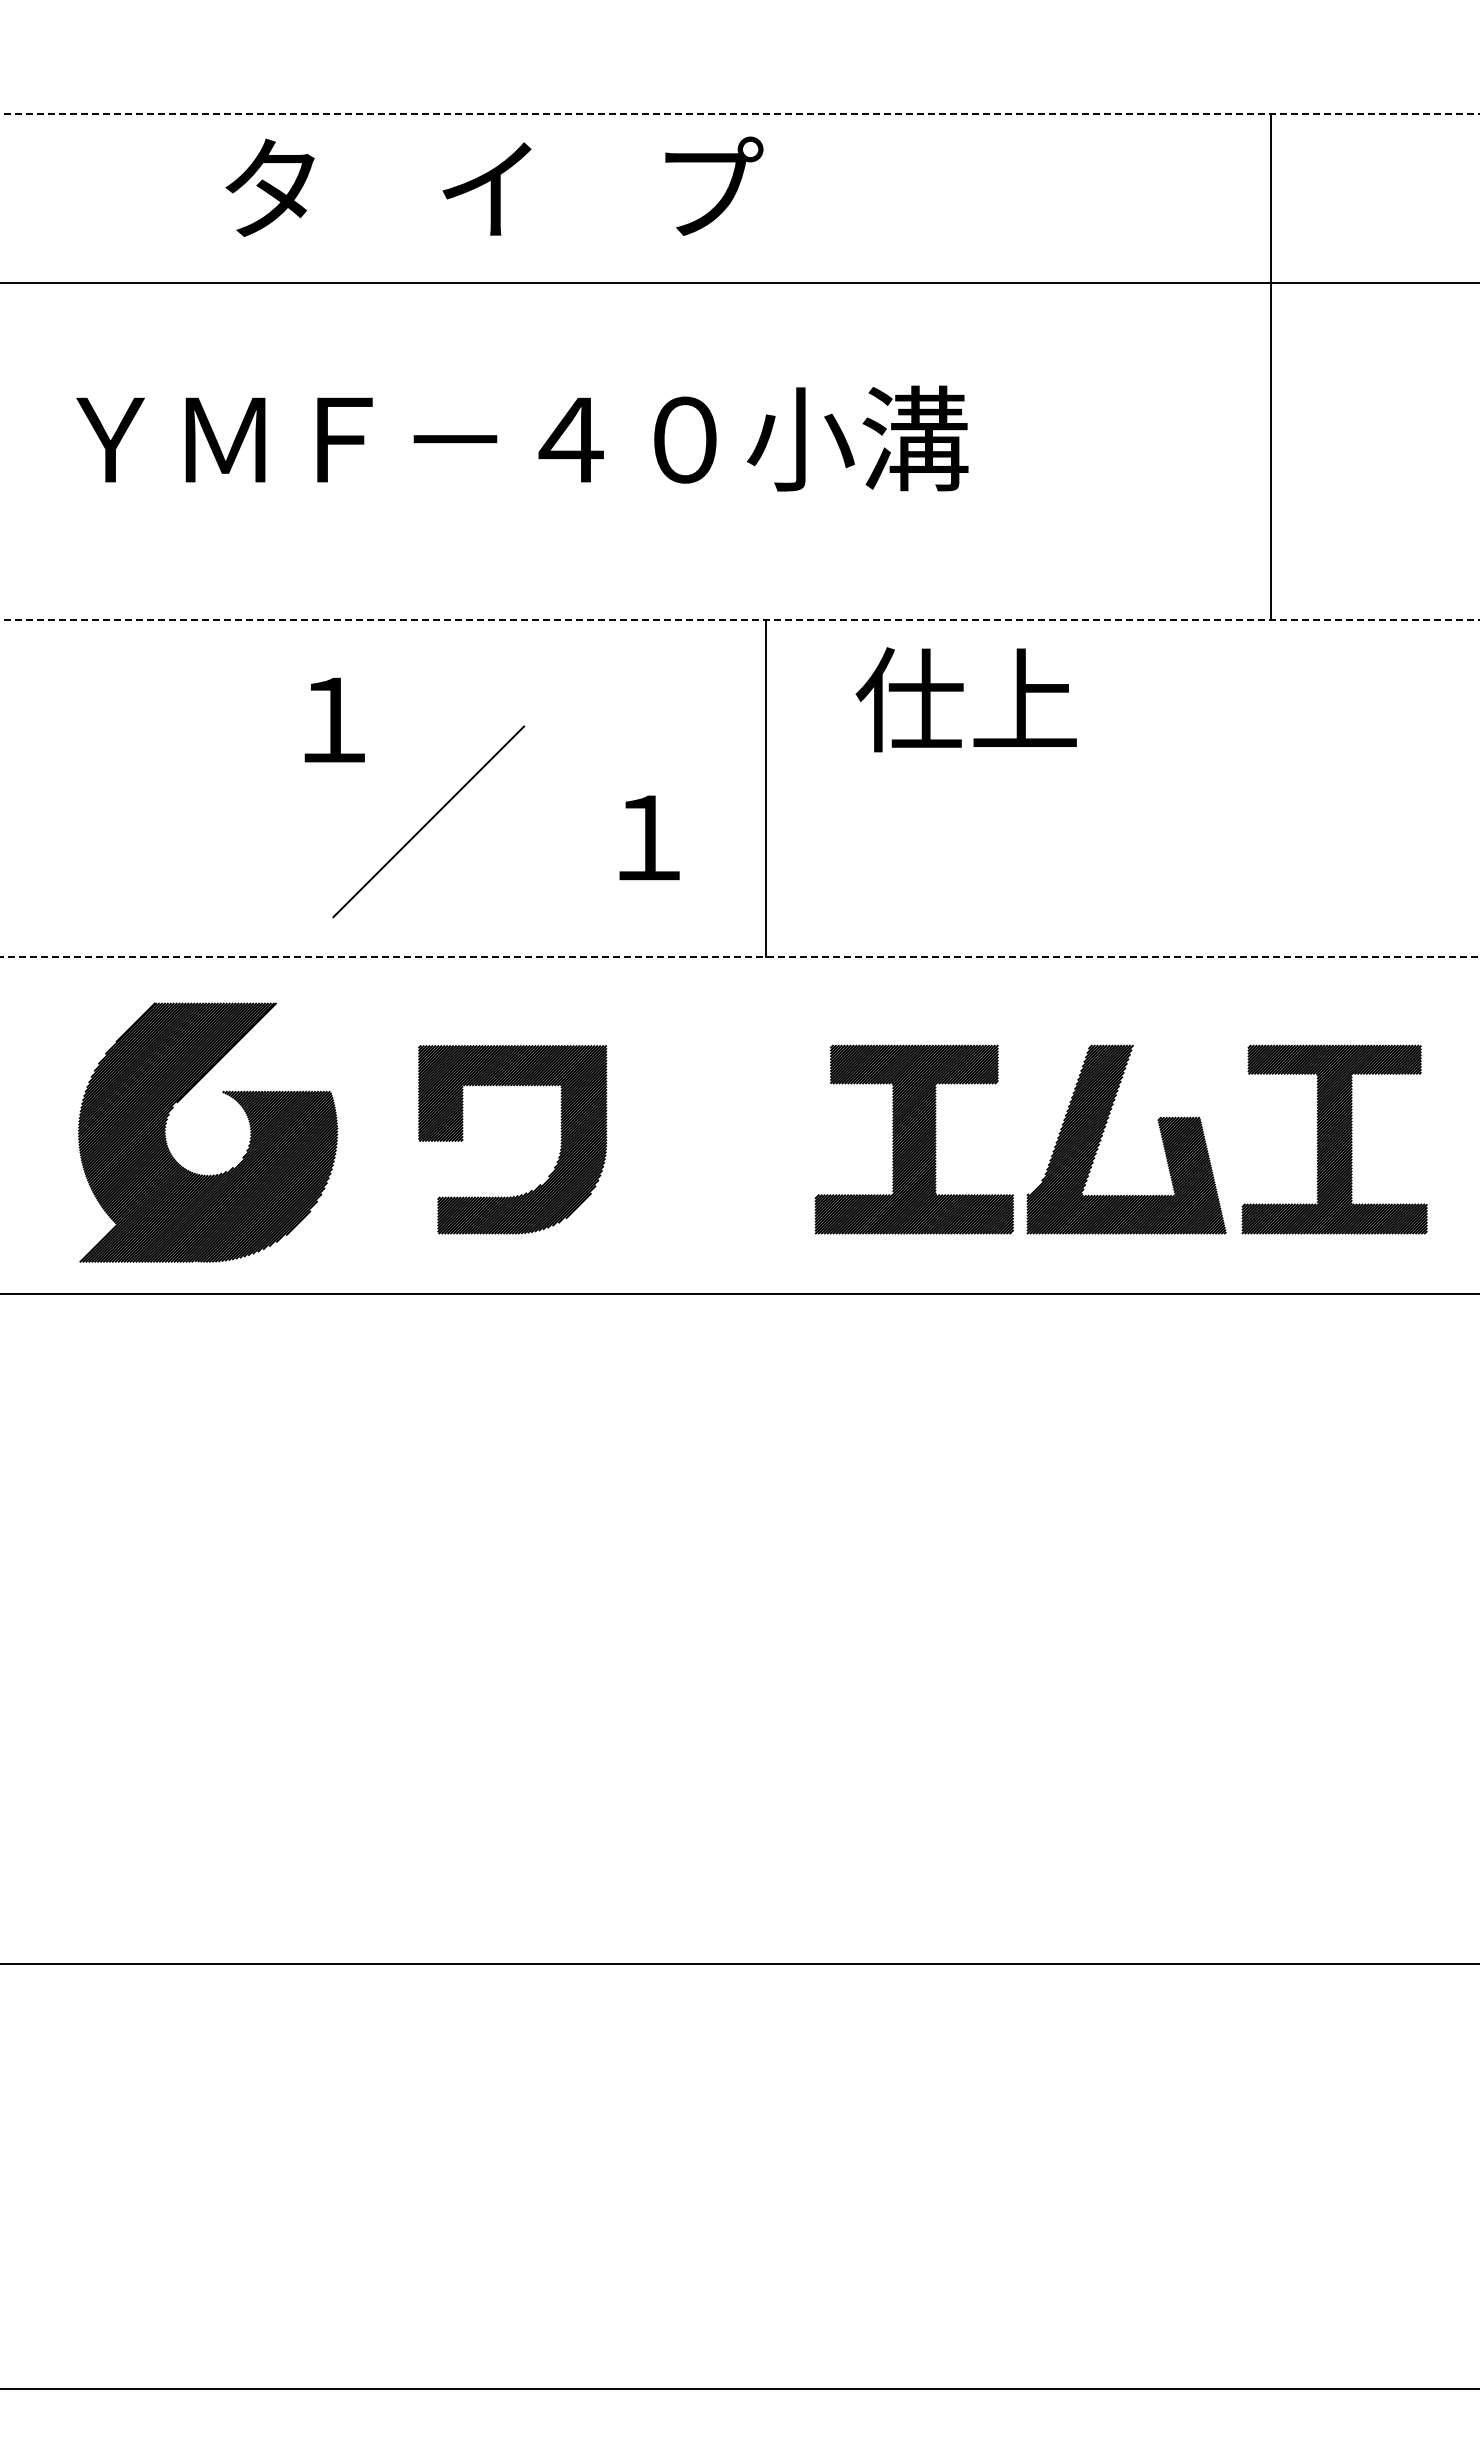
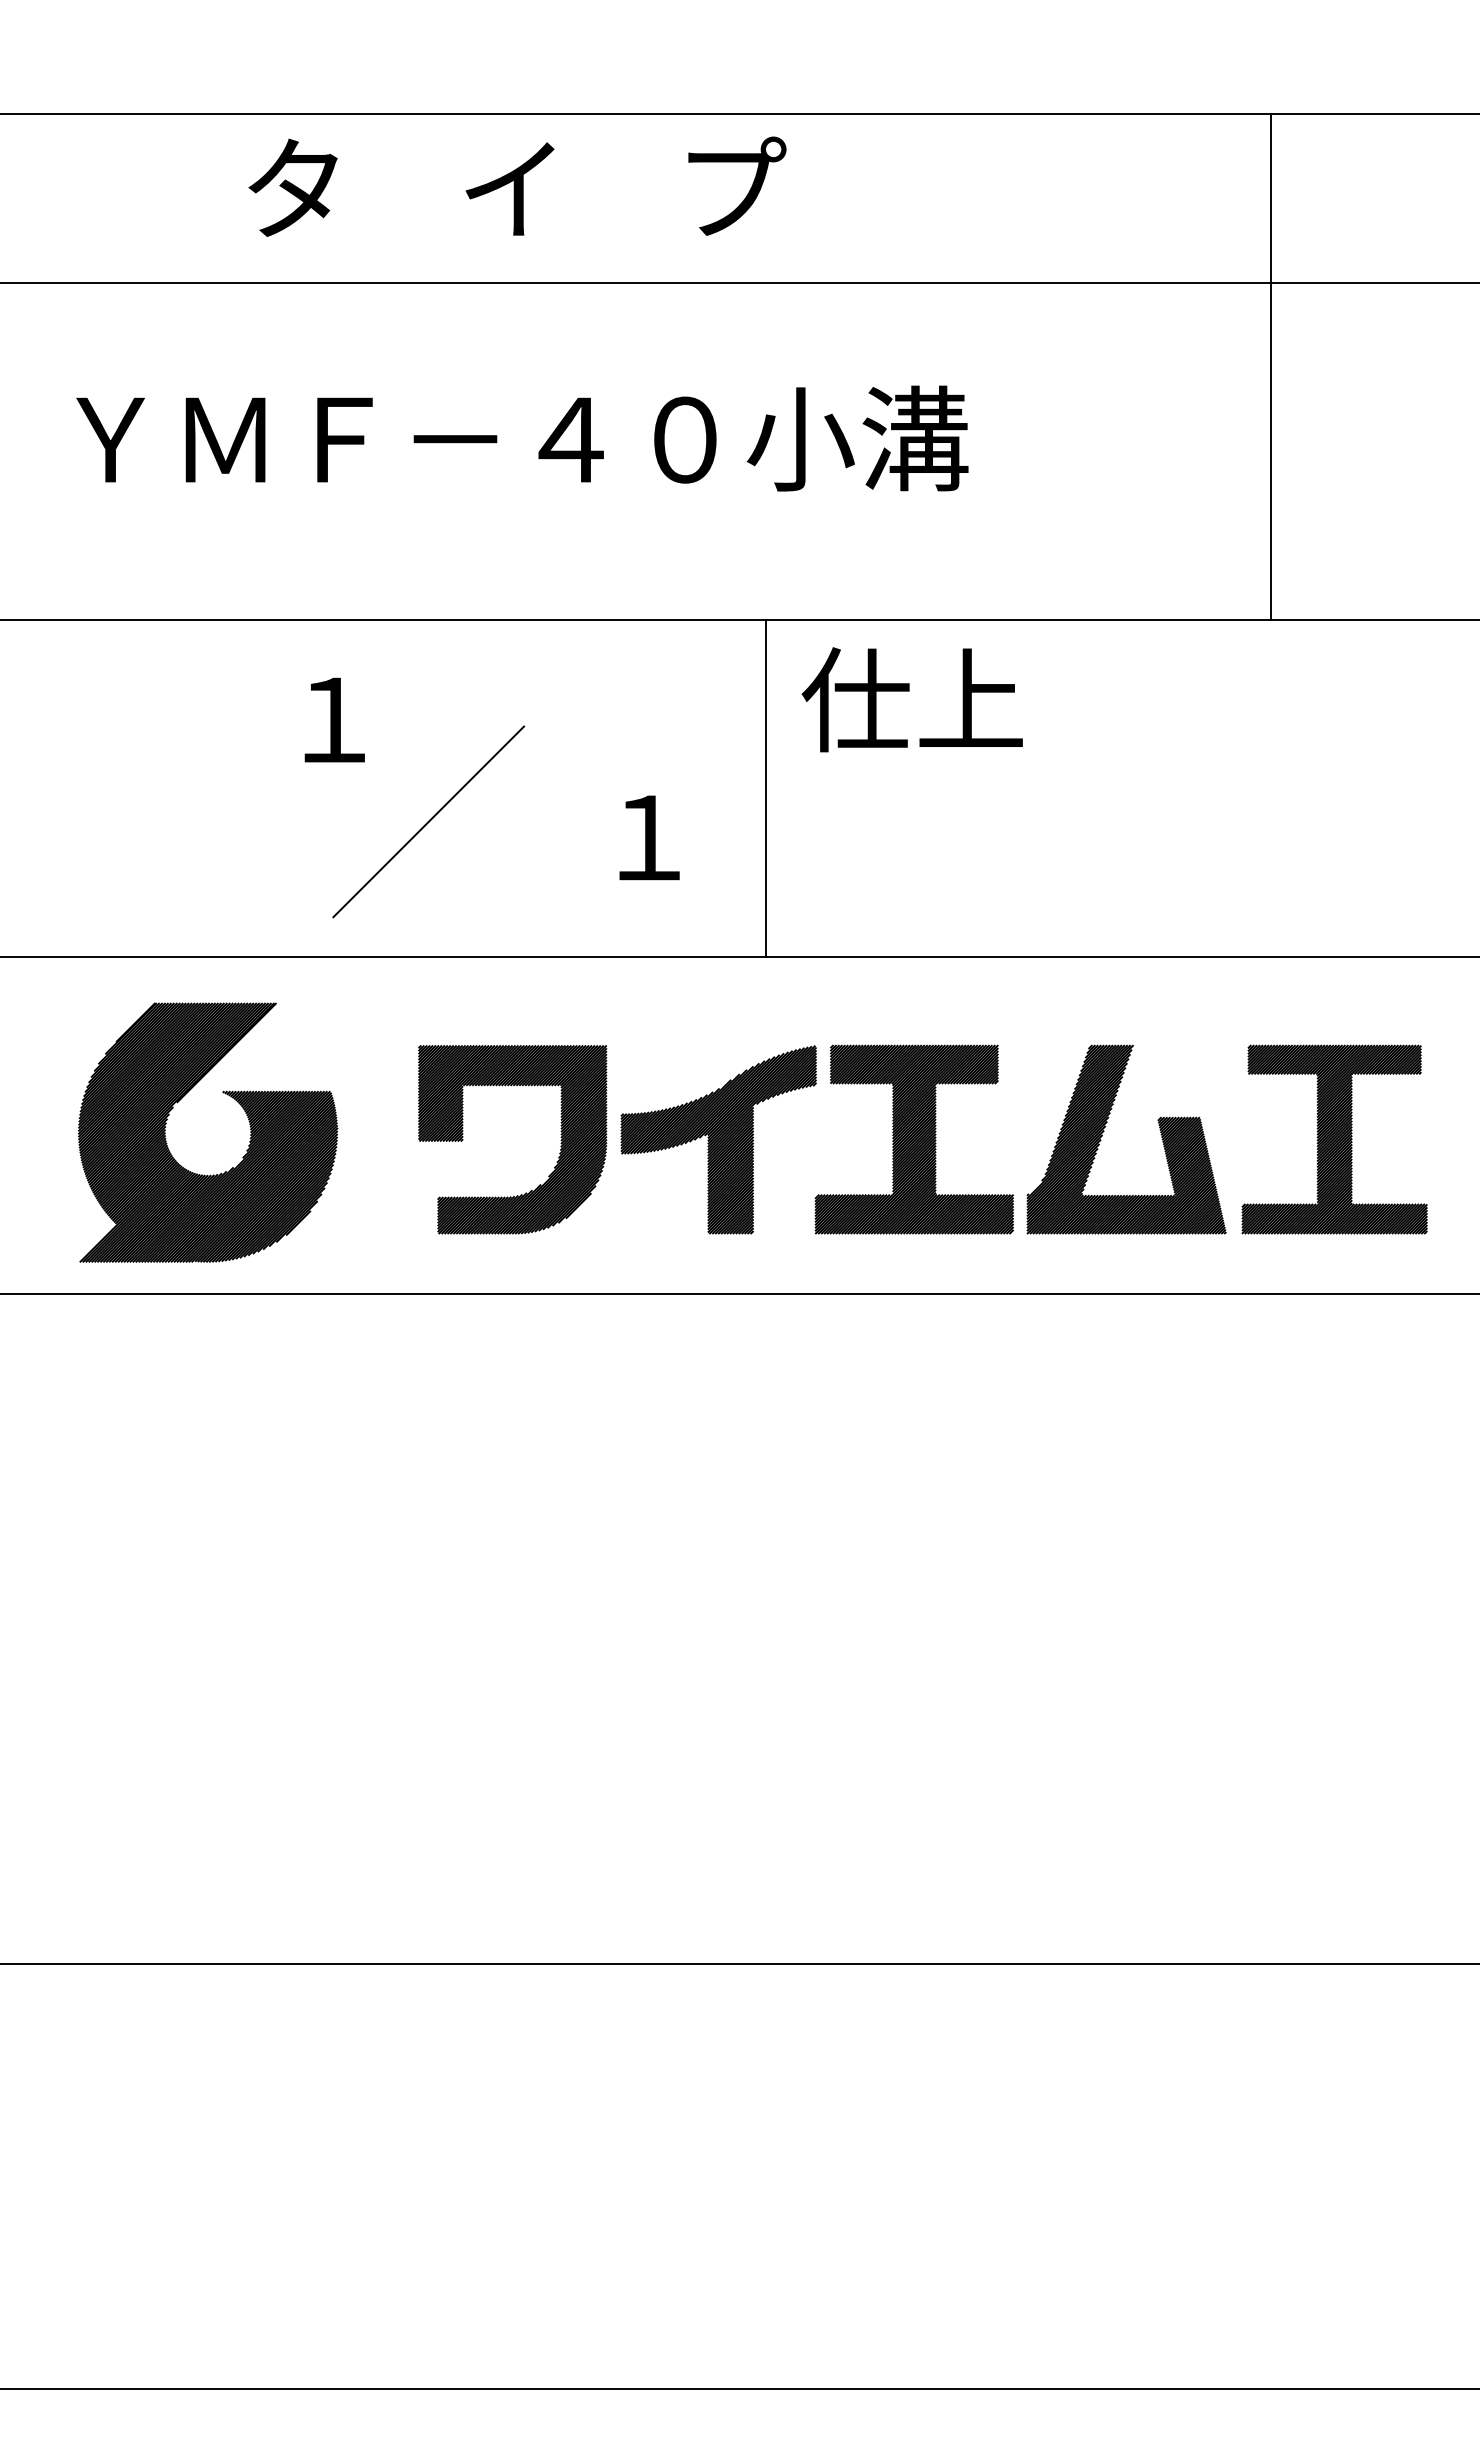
line: dashed -> solid (739, 114)
text position: (494, 186) -> (517, 186) (517, 186)
line: dashed -> solid (739, 619)
text position: (965, 699) -> (911, 699) (911, 699)
line: dashed -> solid (740, 956)
part: none -> present (718, 1139)
